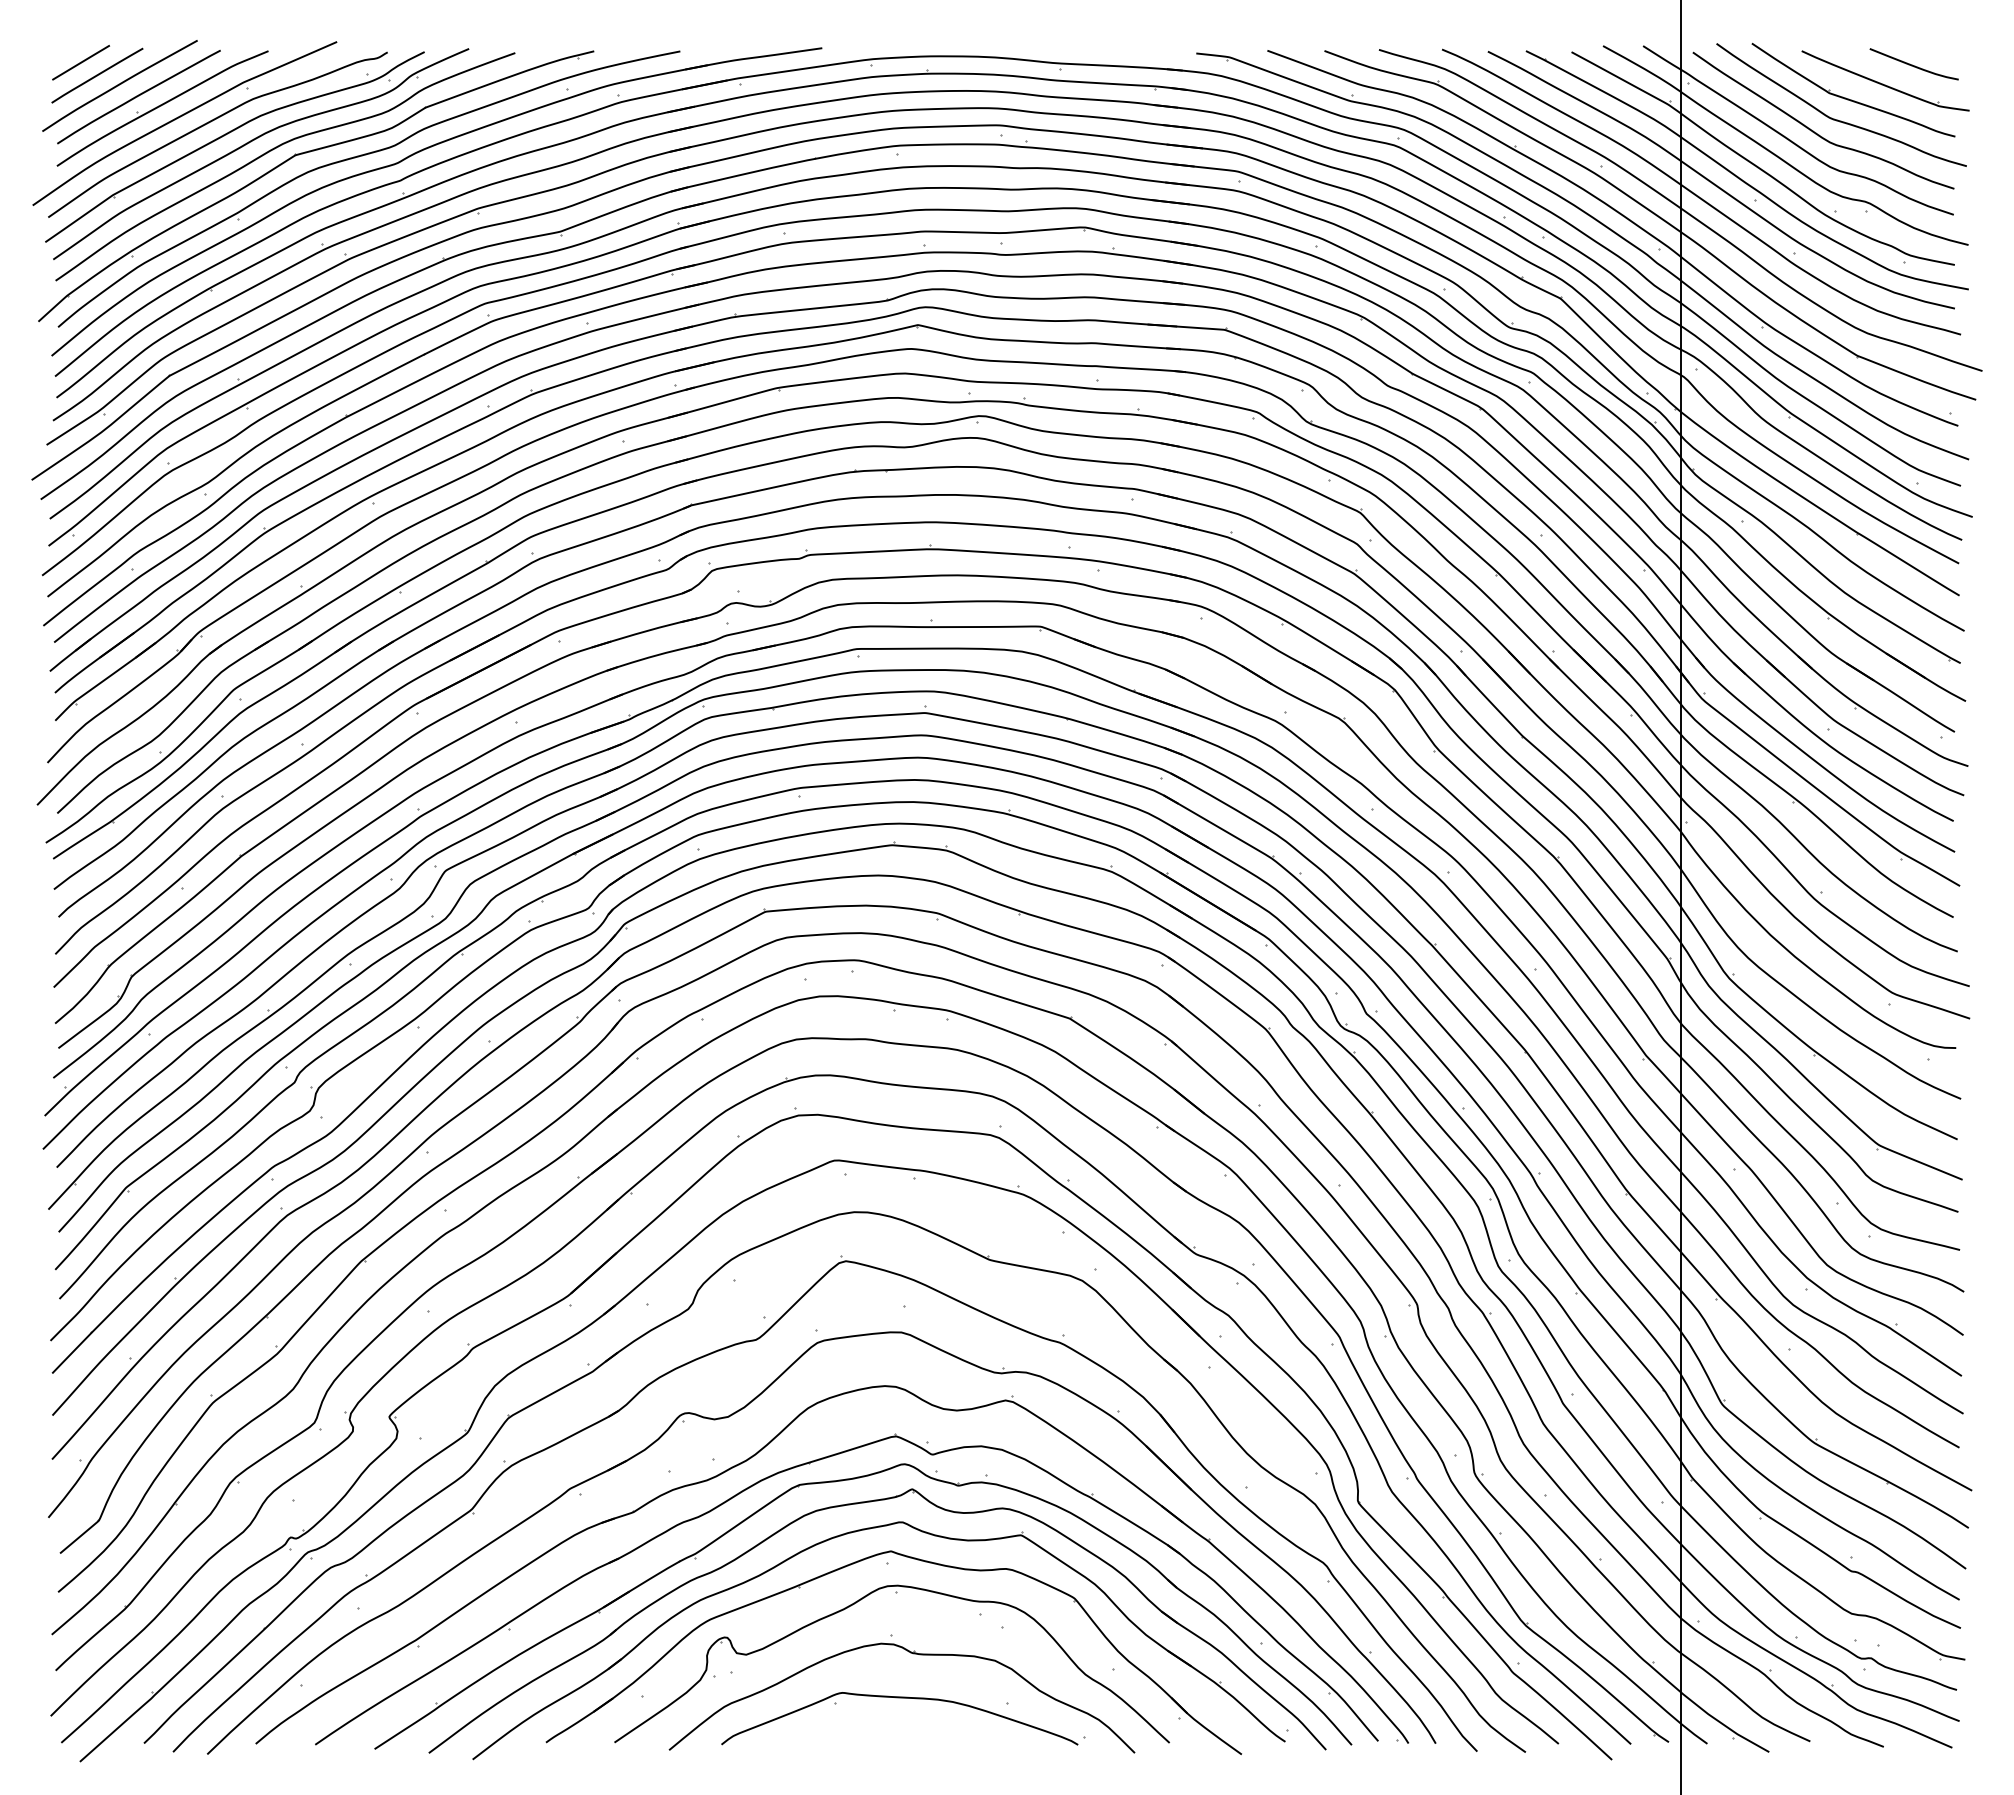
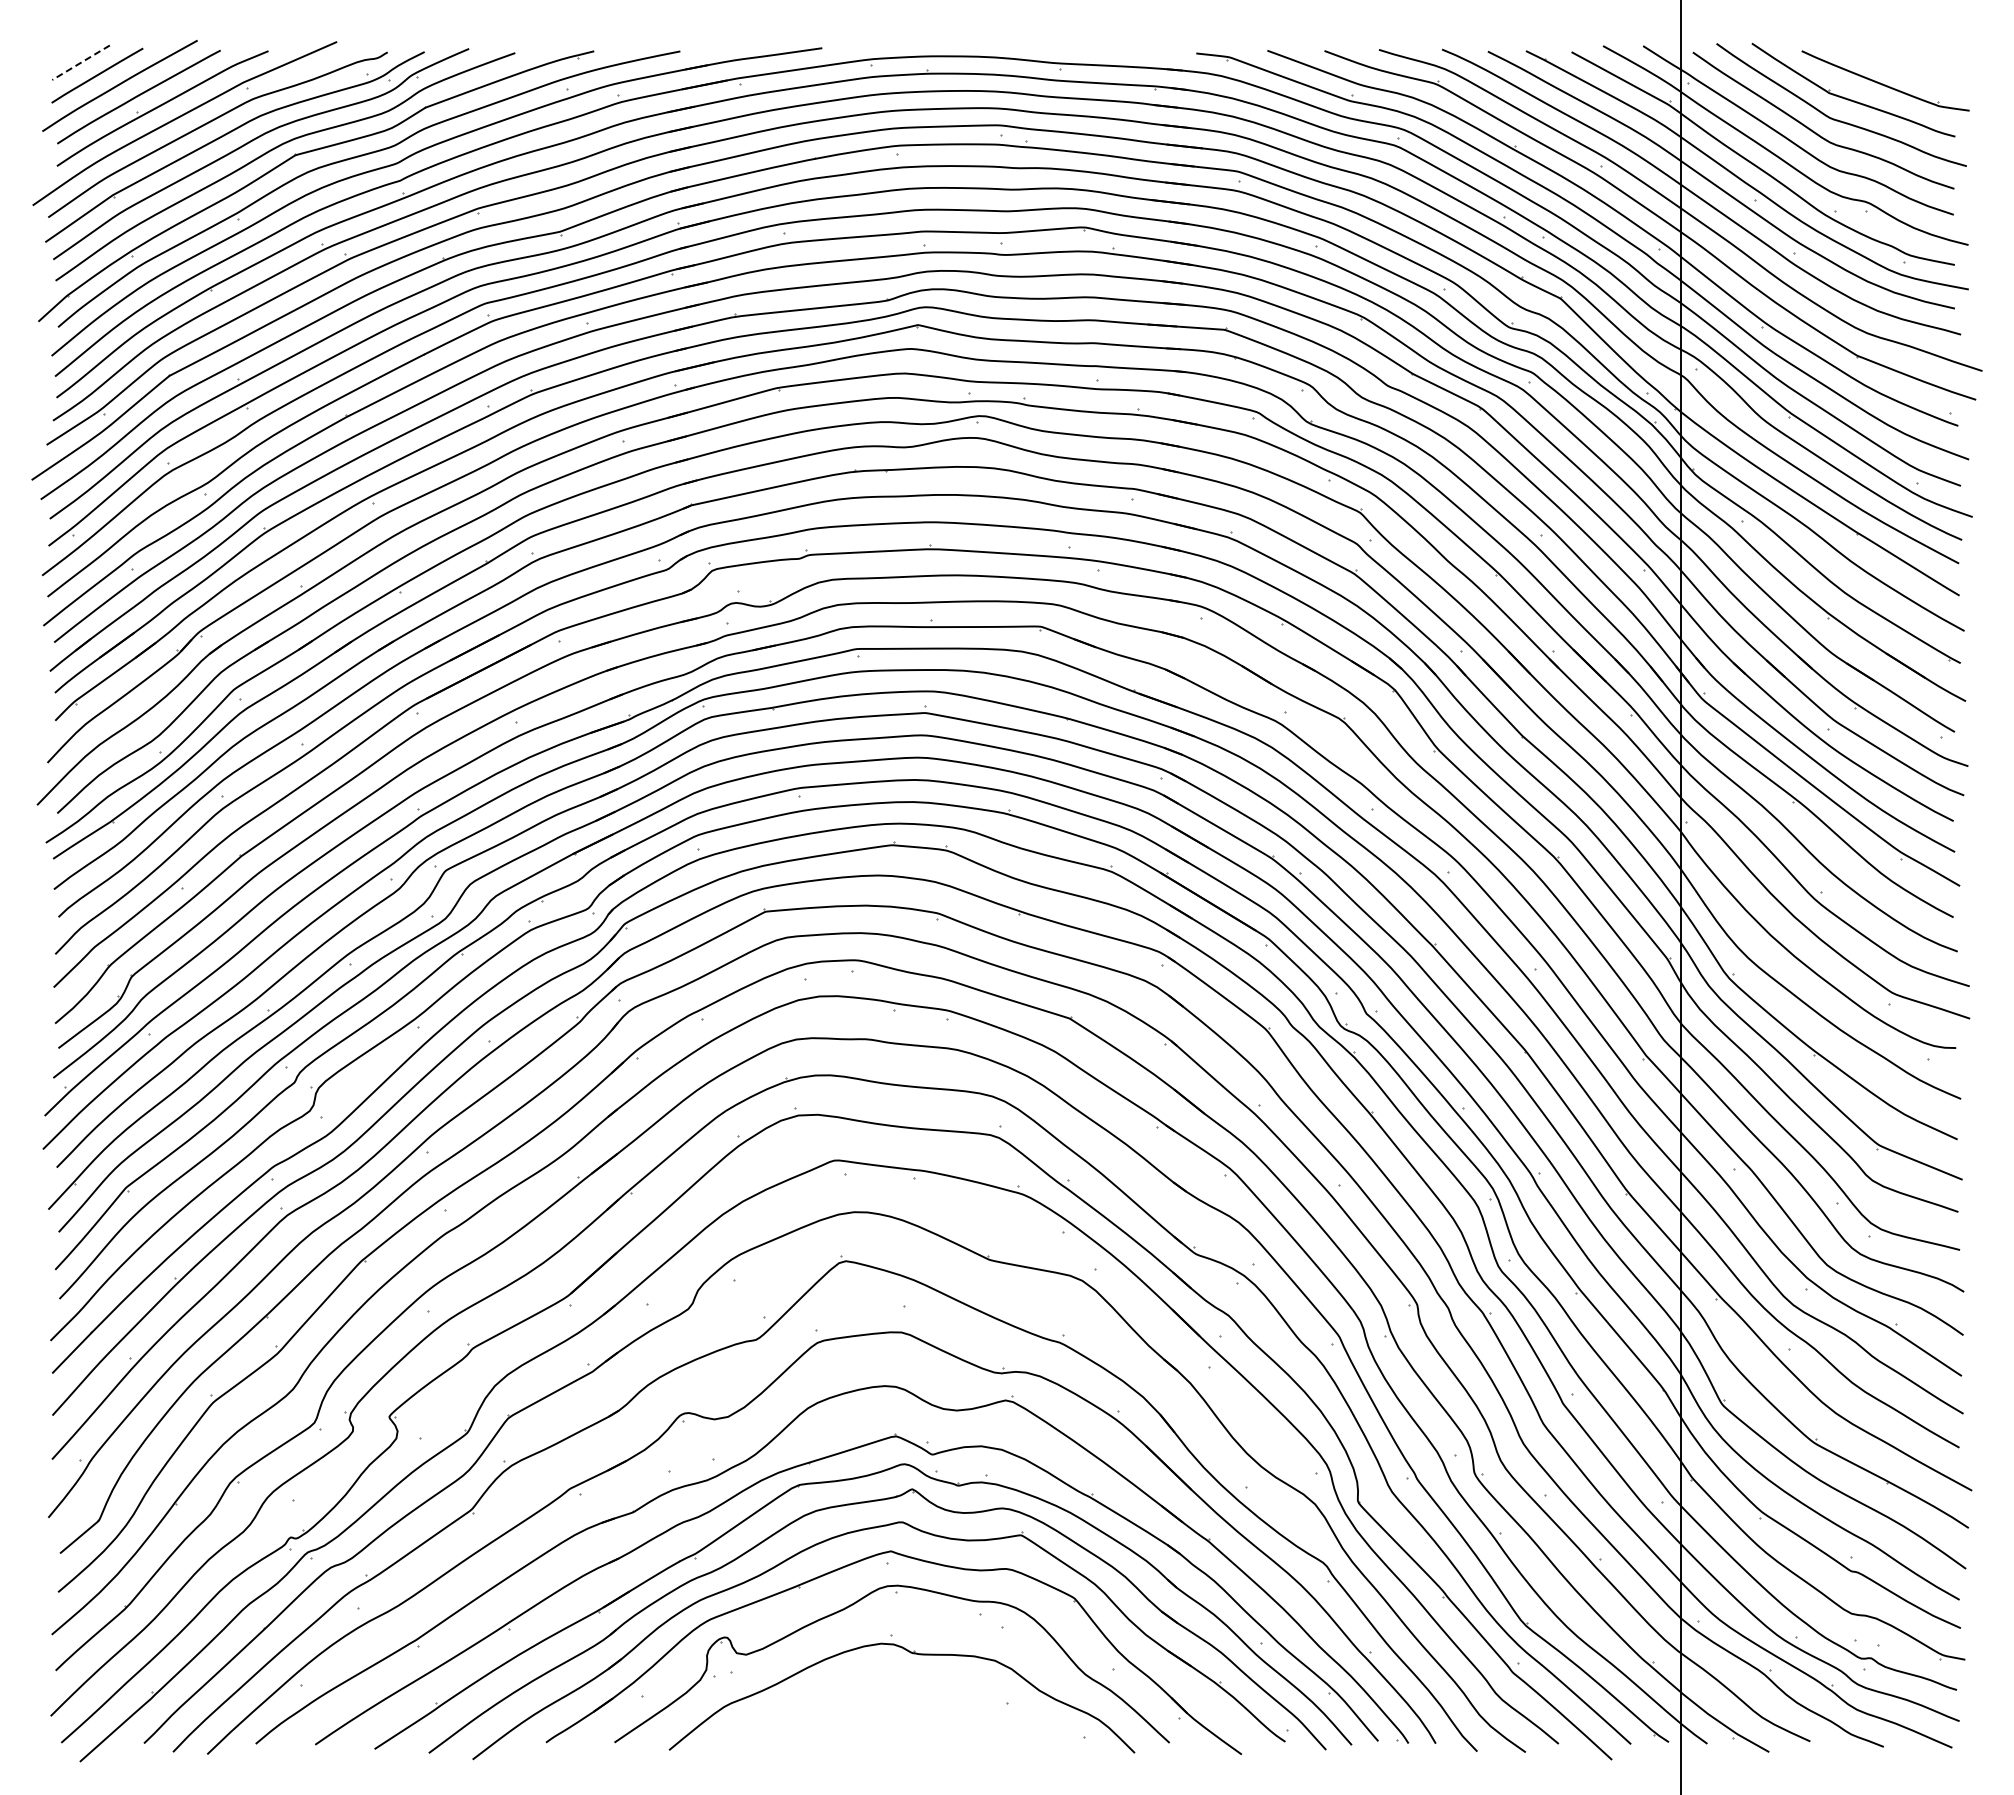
line: solid -> dashed (81, 62)
curve: present -> none (1912, 64)
part: present -> none (899, 1698)
